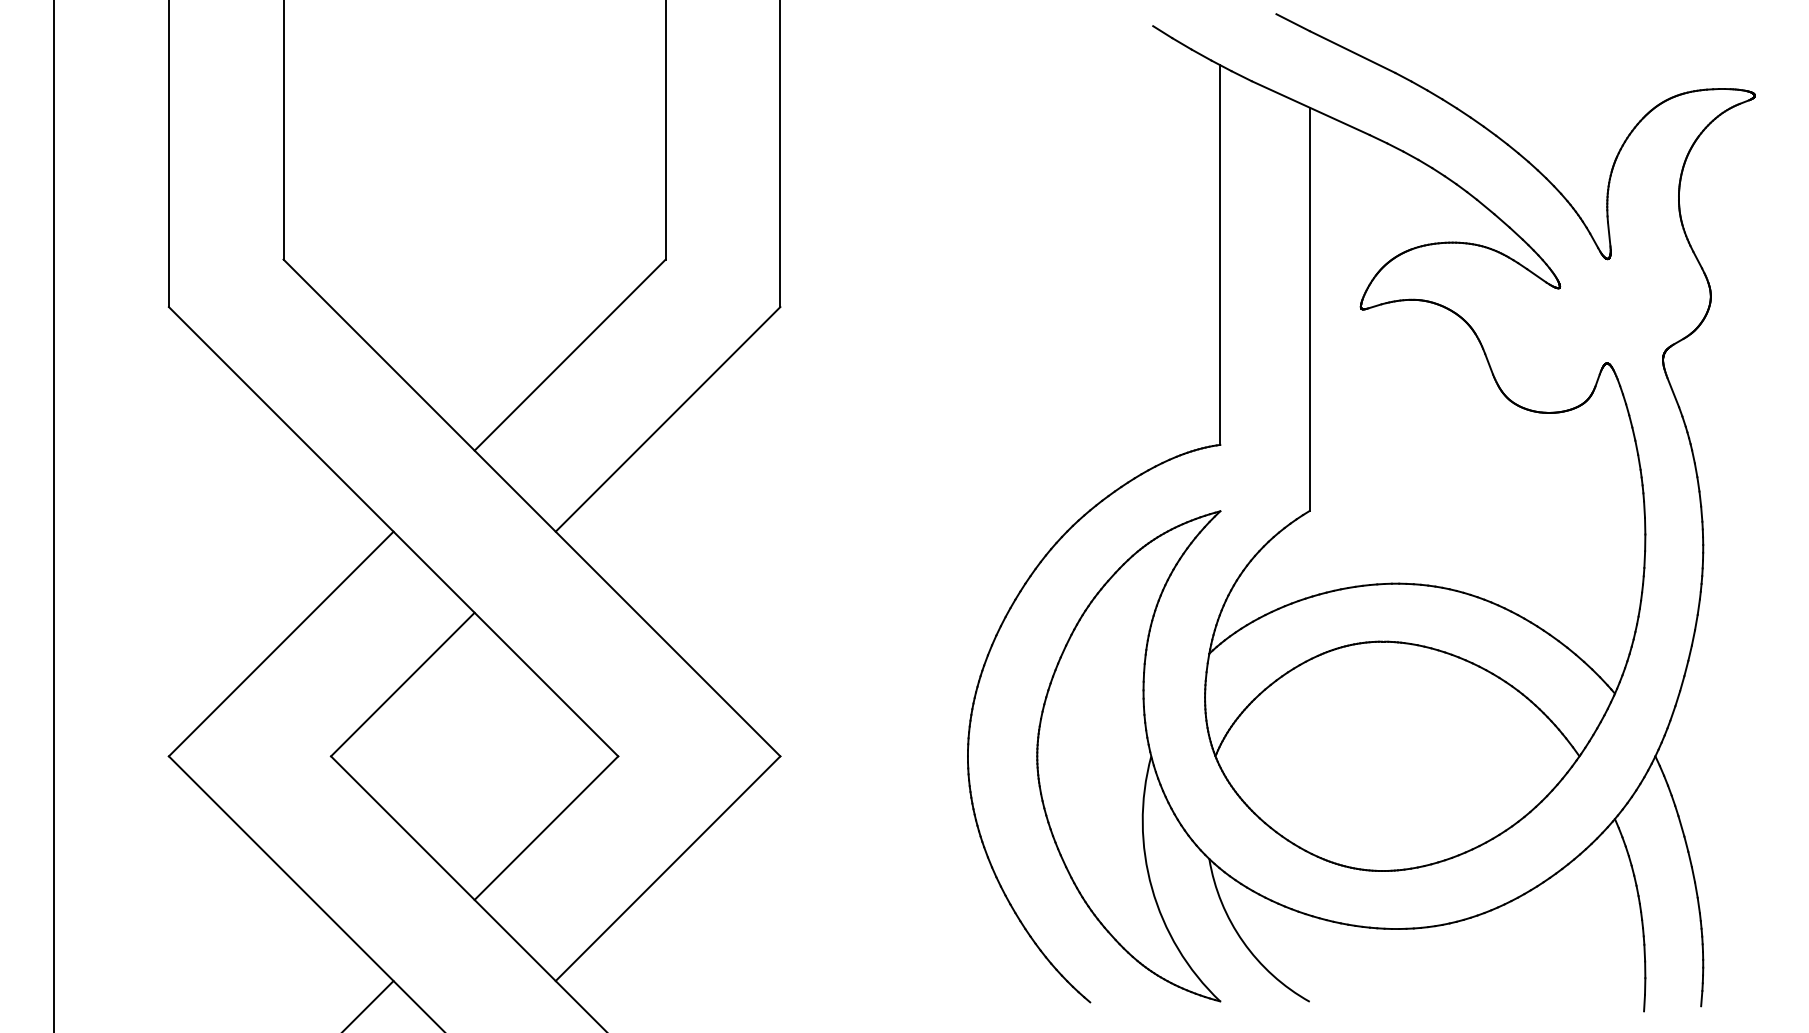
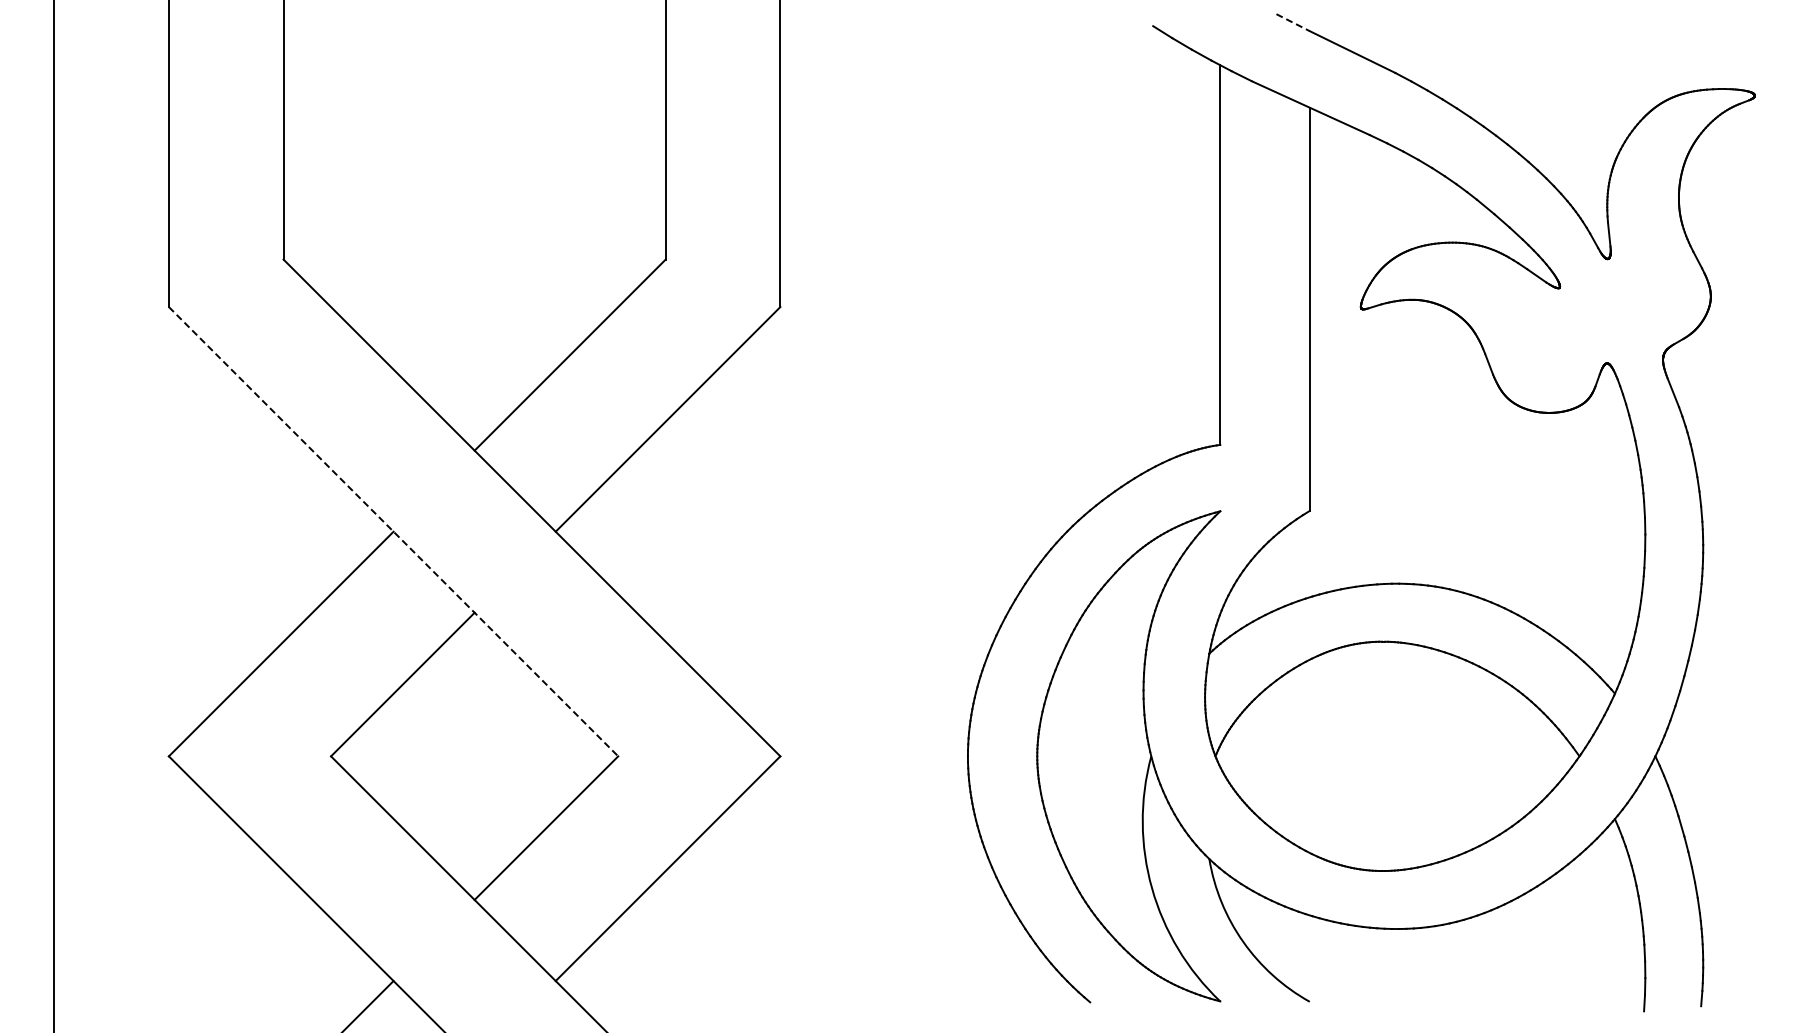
line: solid -> dashed (1293, 22)
line: solid -> dashed (393, 531)
